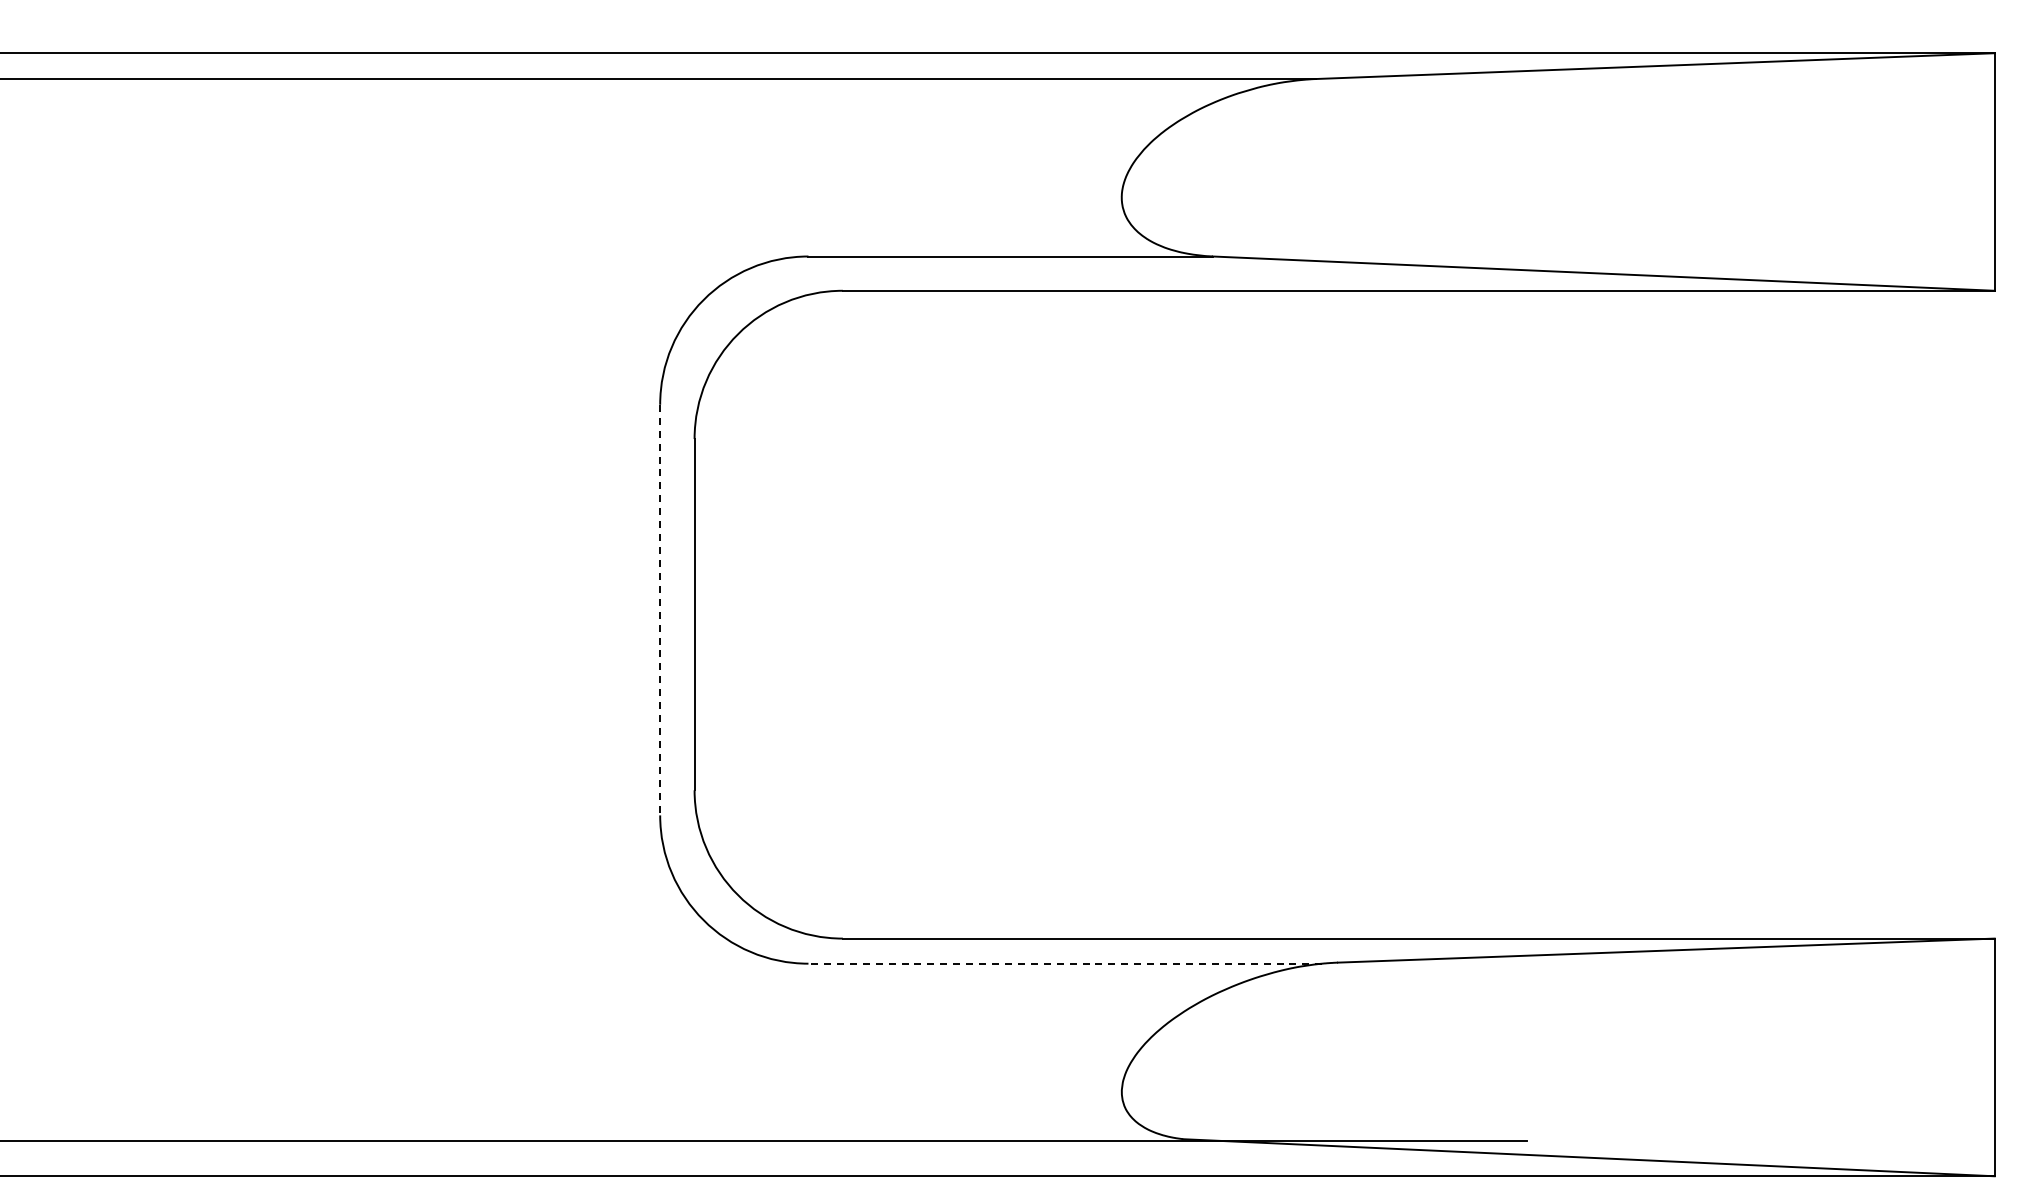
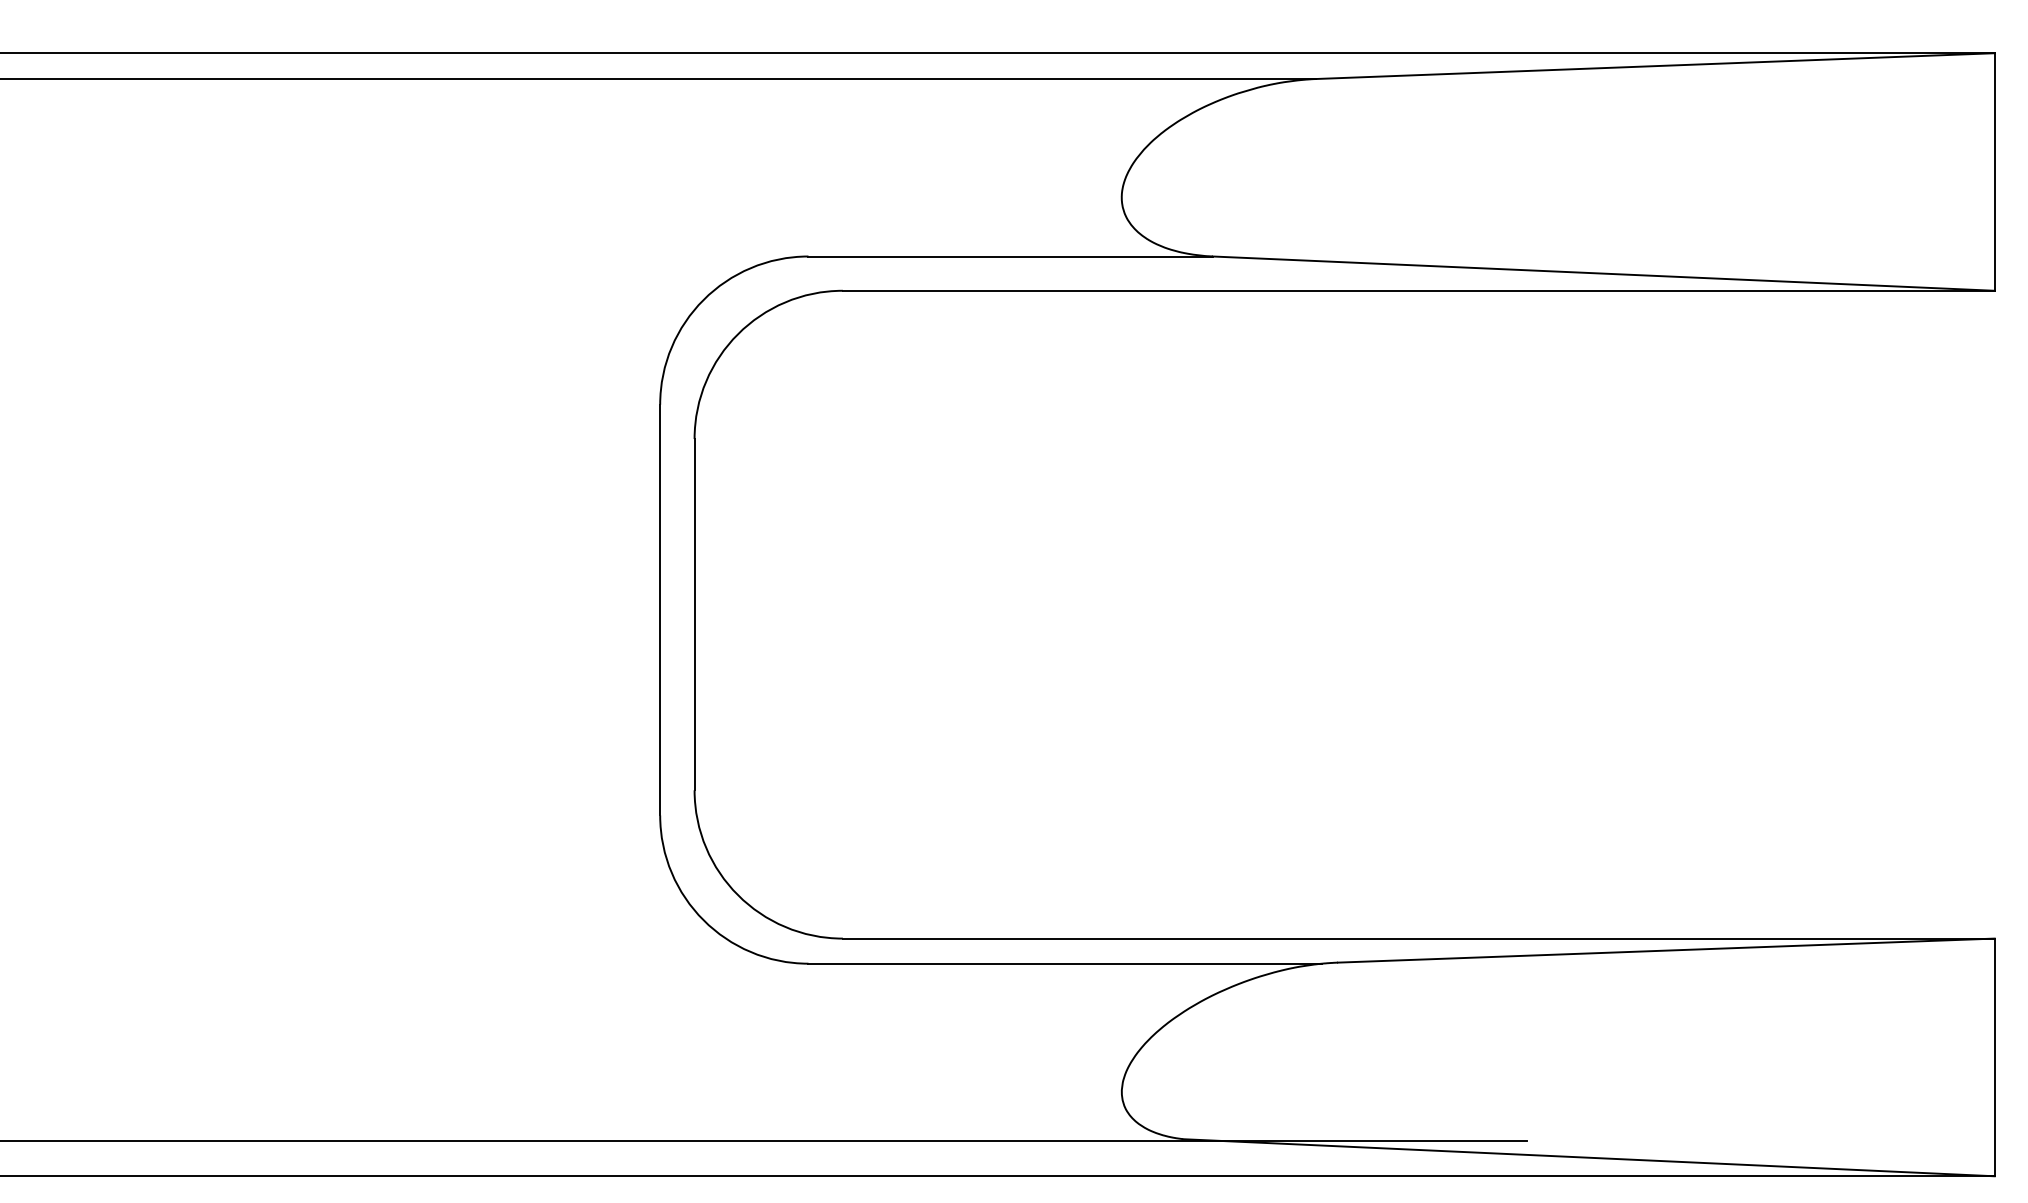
line: dashed -> solid (660, 610)
line: dashed -> solid (1065, 963)
